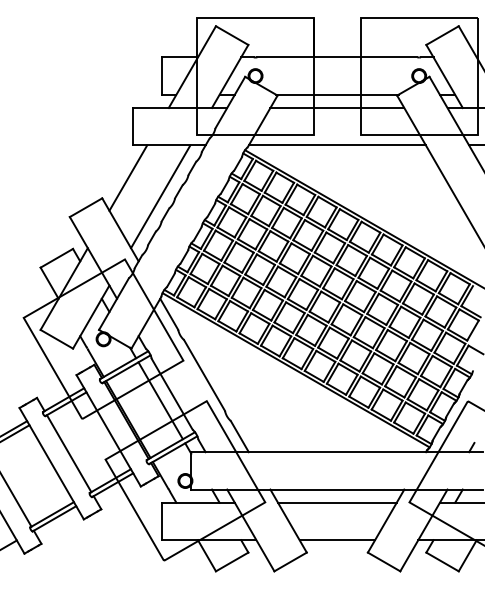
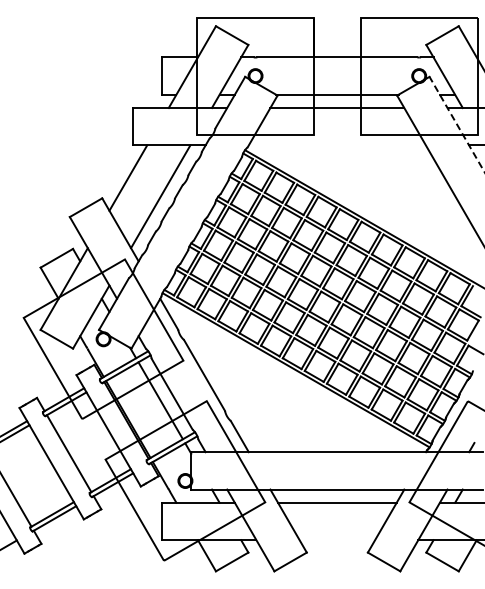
line: solid -> dashed (456, 124)
line: present -> none (336, 145)
line: present -> none (337, 540)
